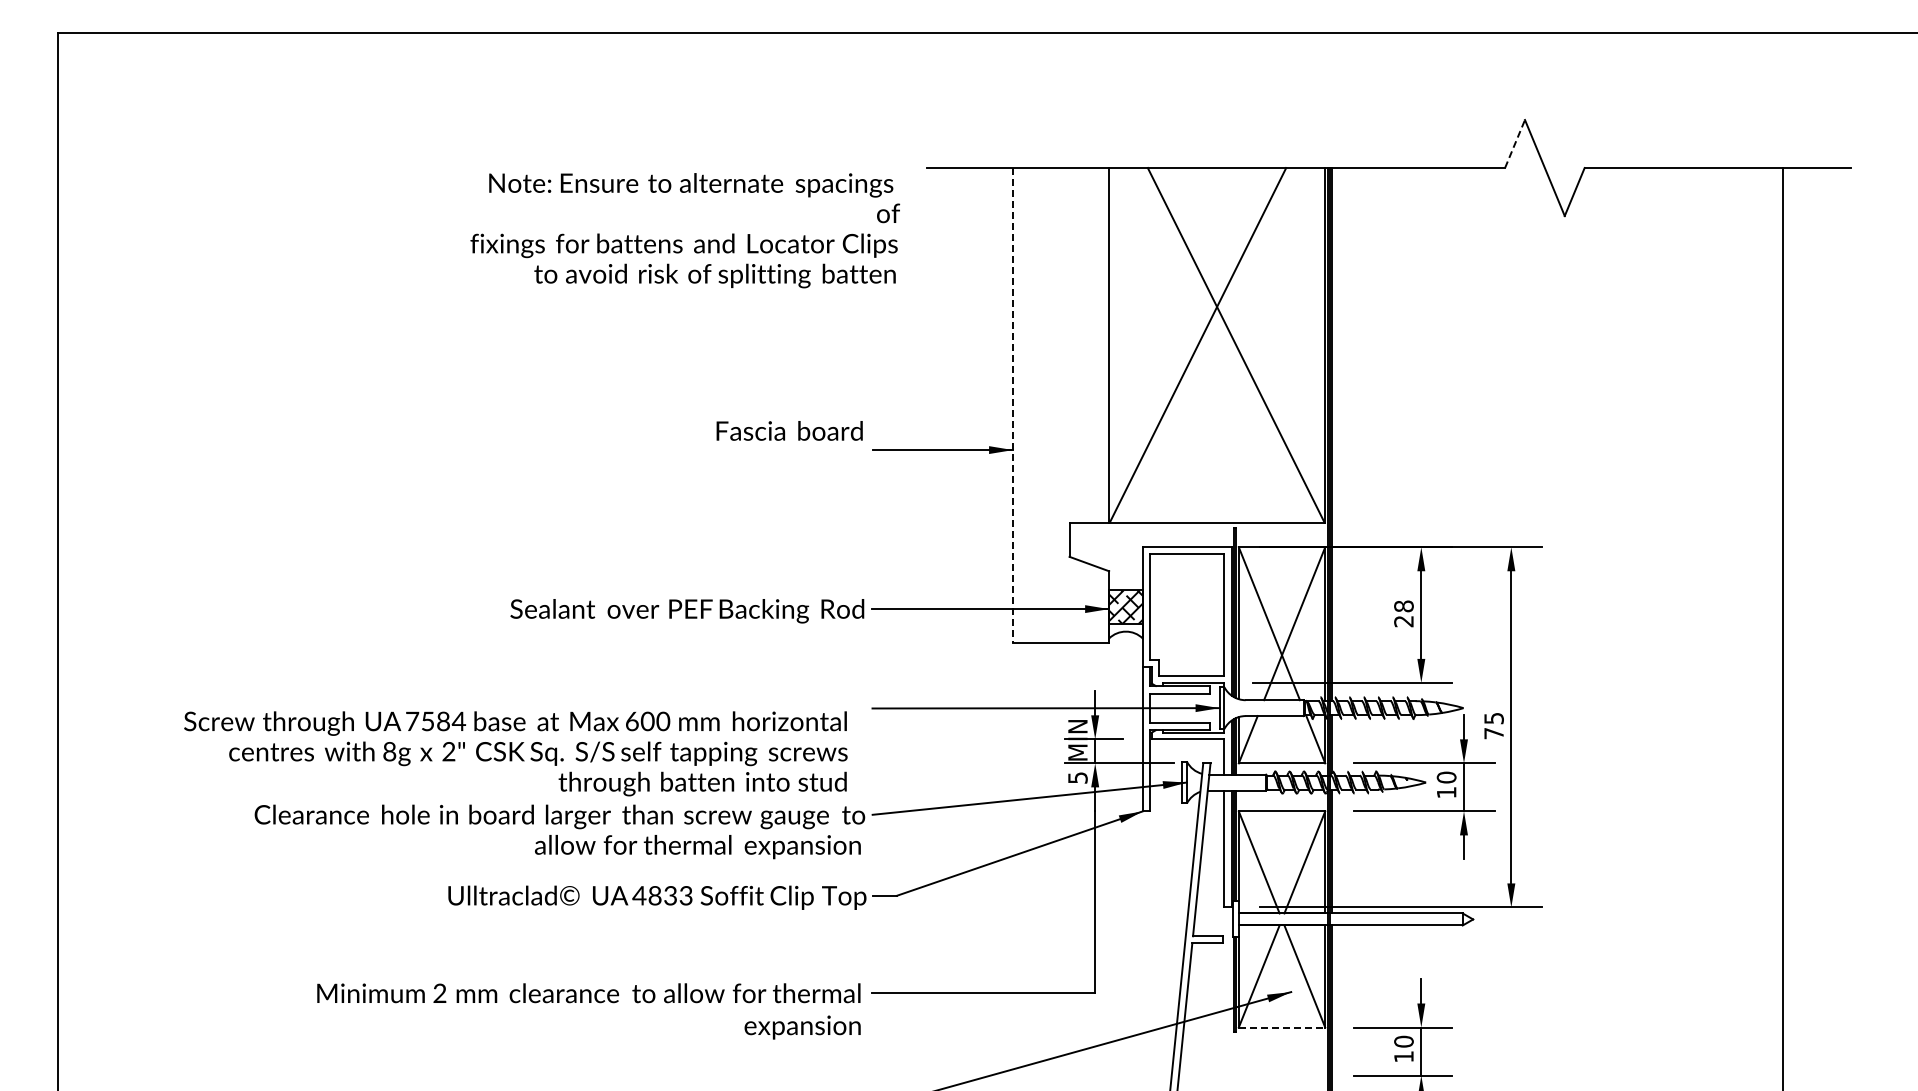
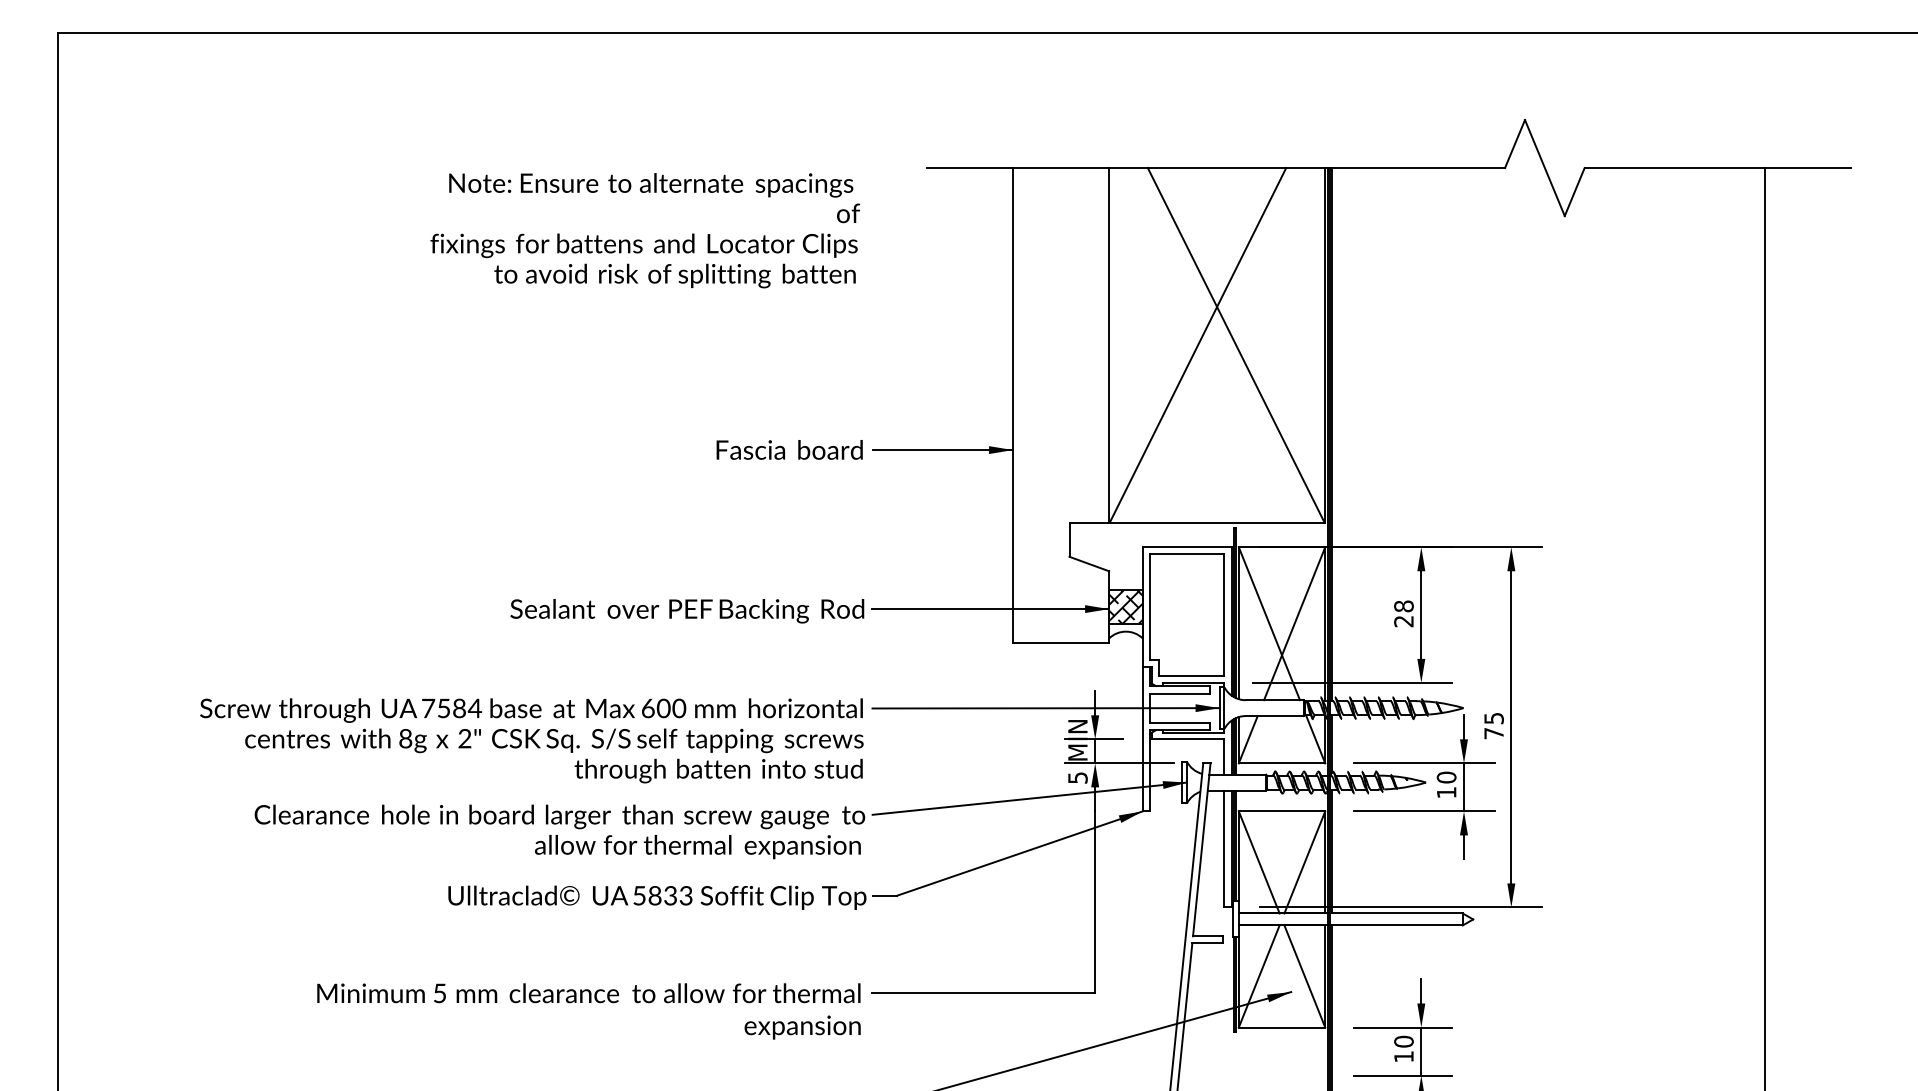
line: dashed -> solid (1515, 144)
text position: (685, 230) -> (645, 230) (645, 230)
line: dashed -> solid (1013, 405)
text position: (789, 430) -> (789, 449) (789, 449)
line position: (1782, 627) -> (1764, 627) (1764, 627)
text position: (515, 753) -> (531, 740) (531, 740)
text: 4833 -> 5833 (639, 895)
text: 2 -> 5 (439, 993)
line: dashed -> solid (1282, 1027)
